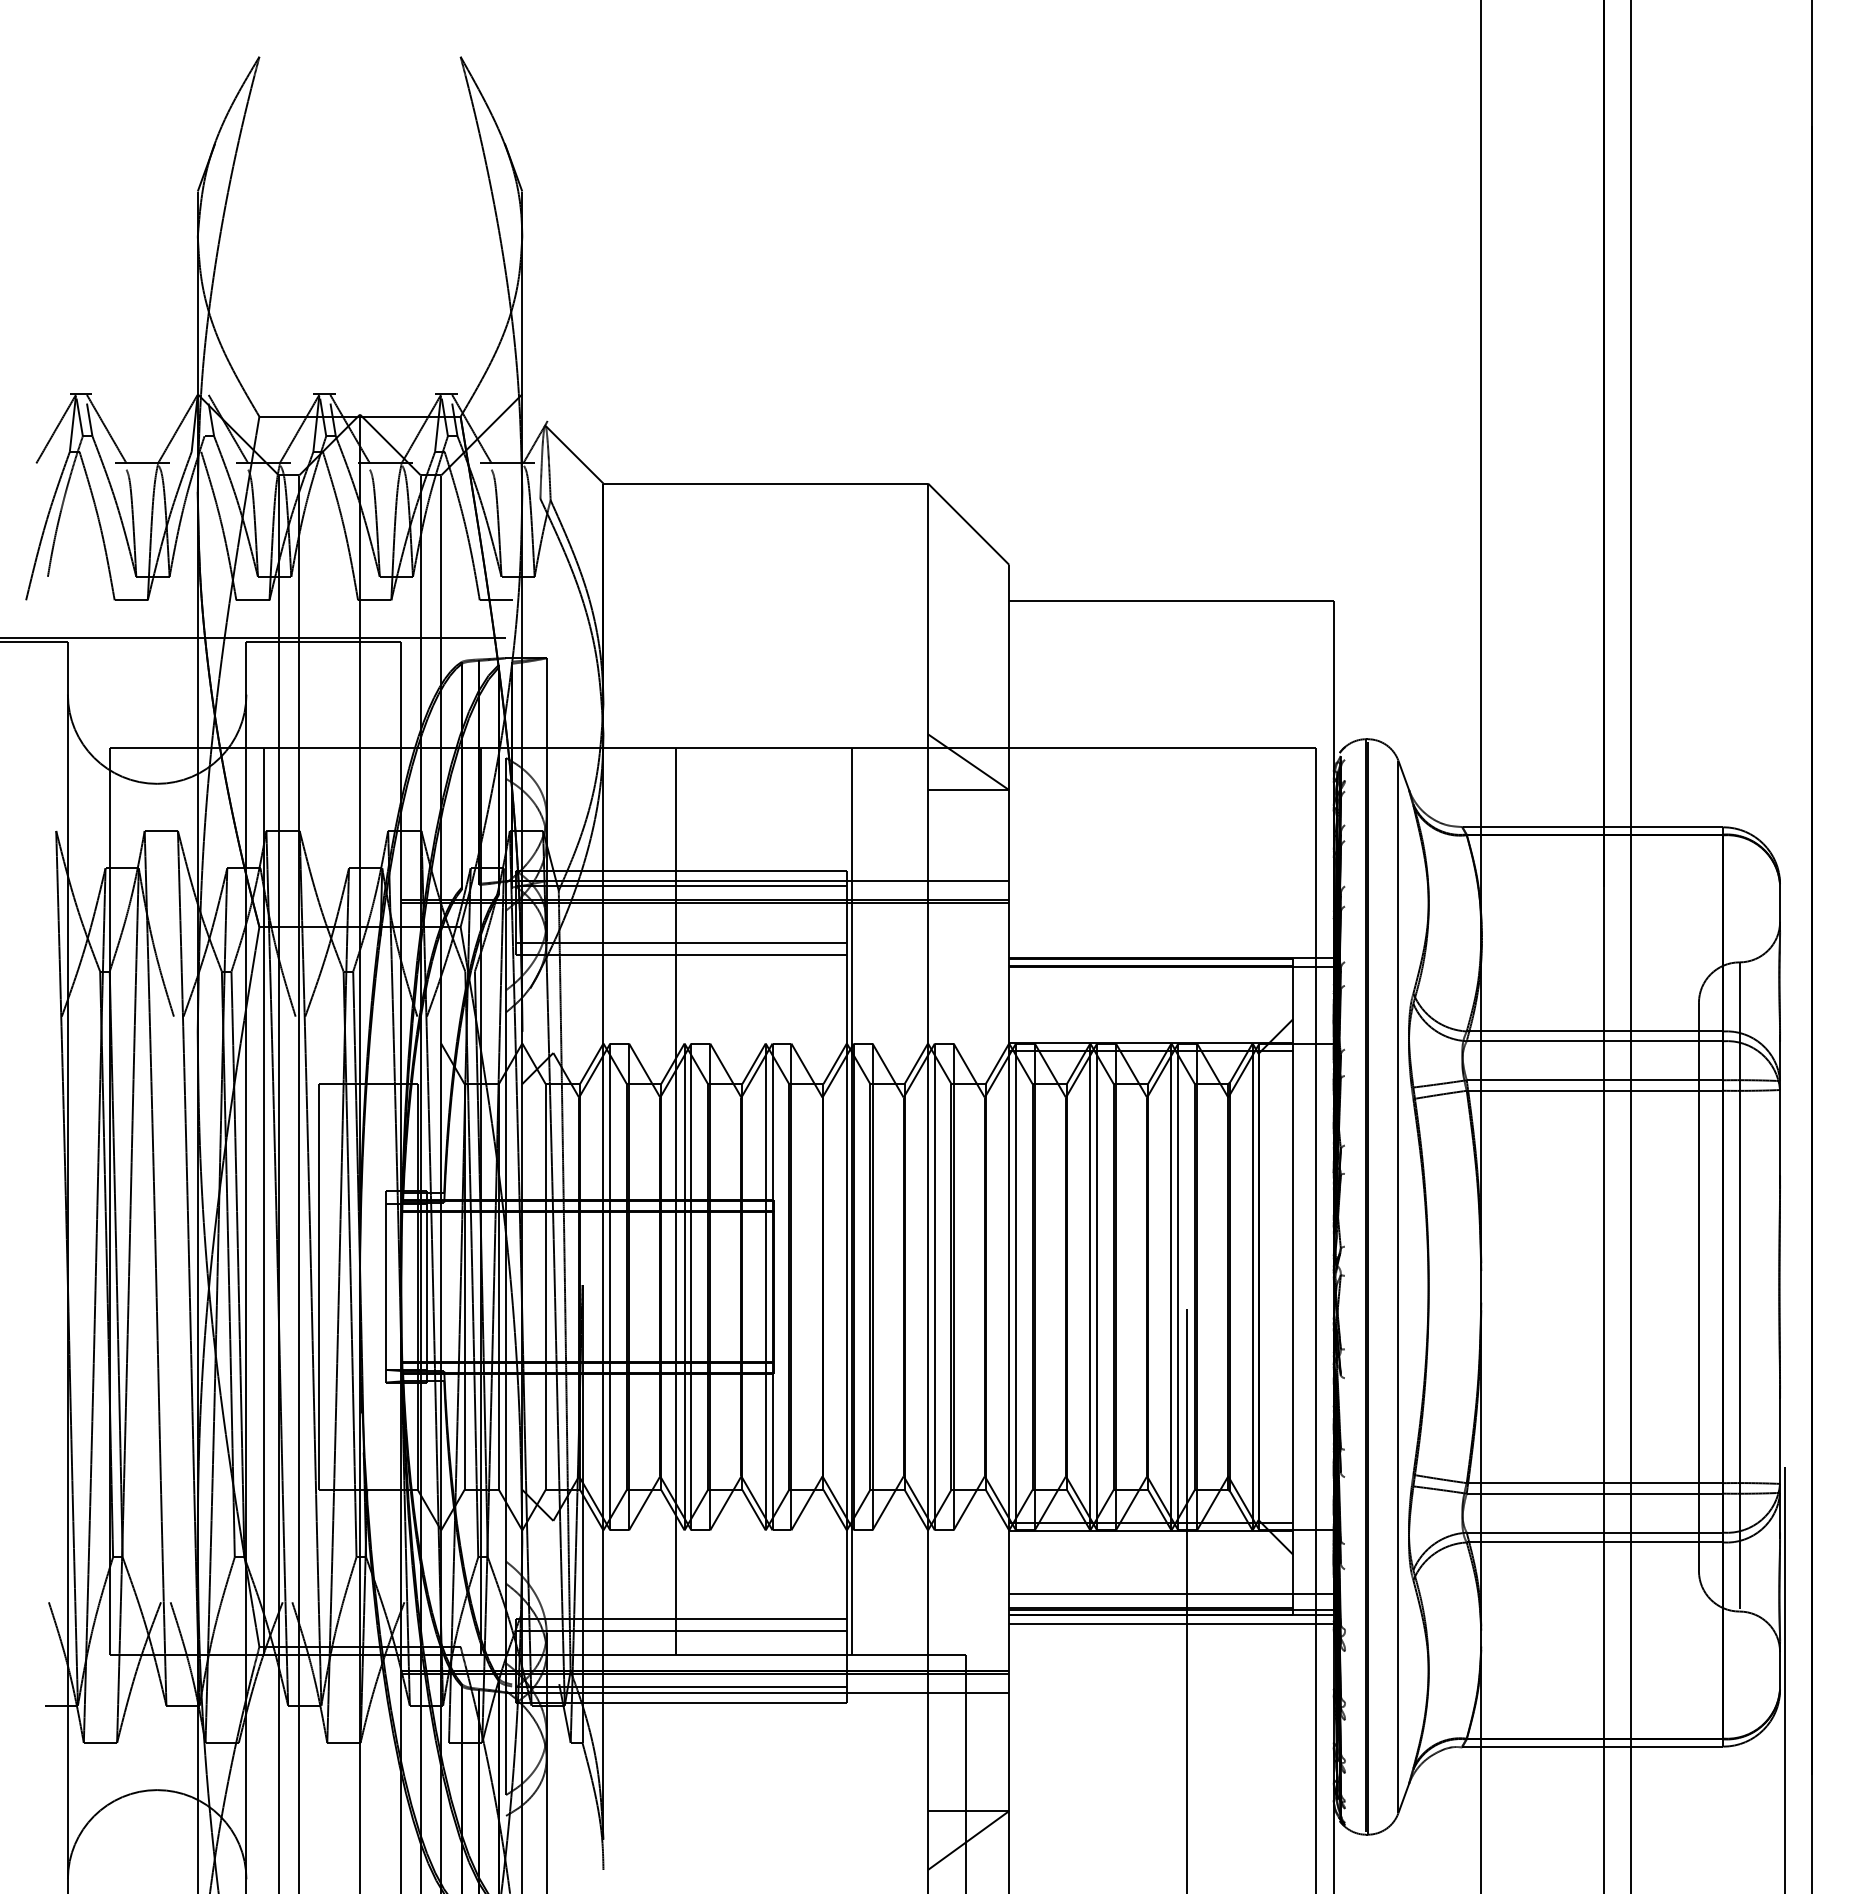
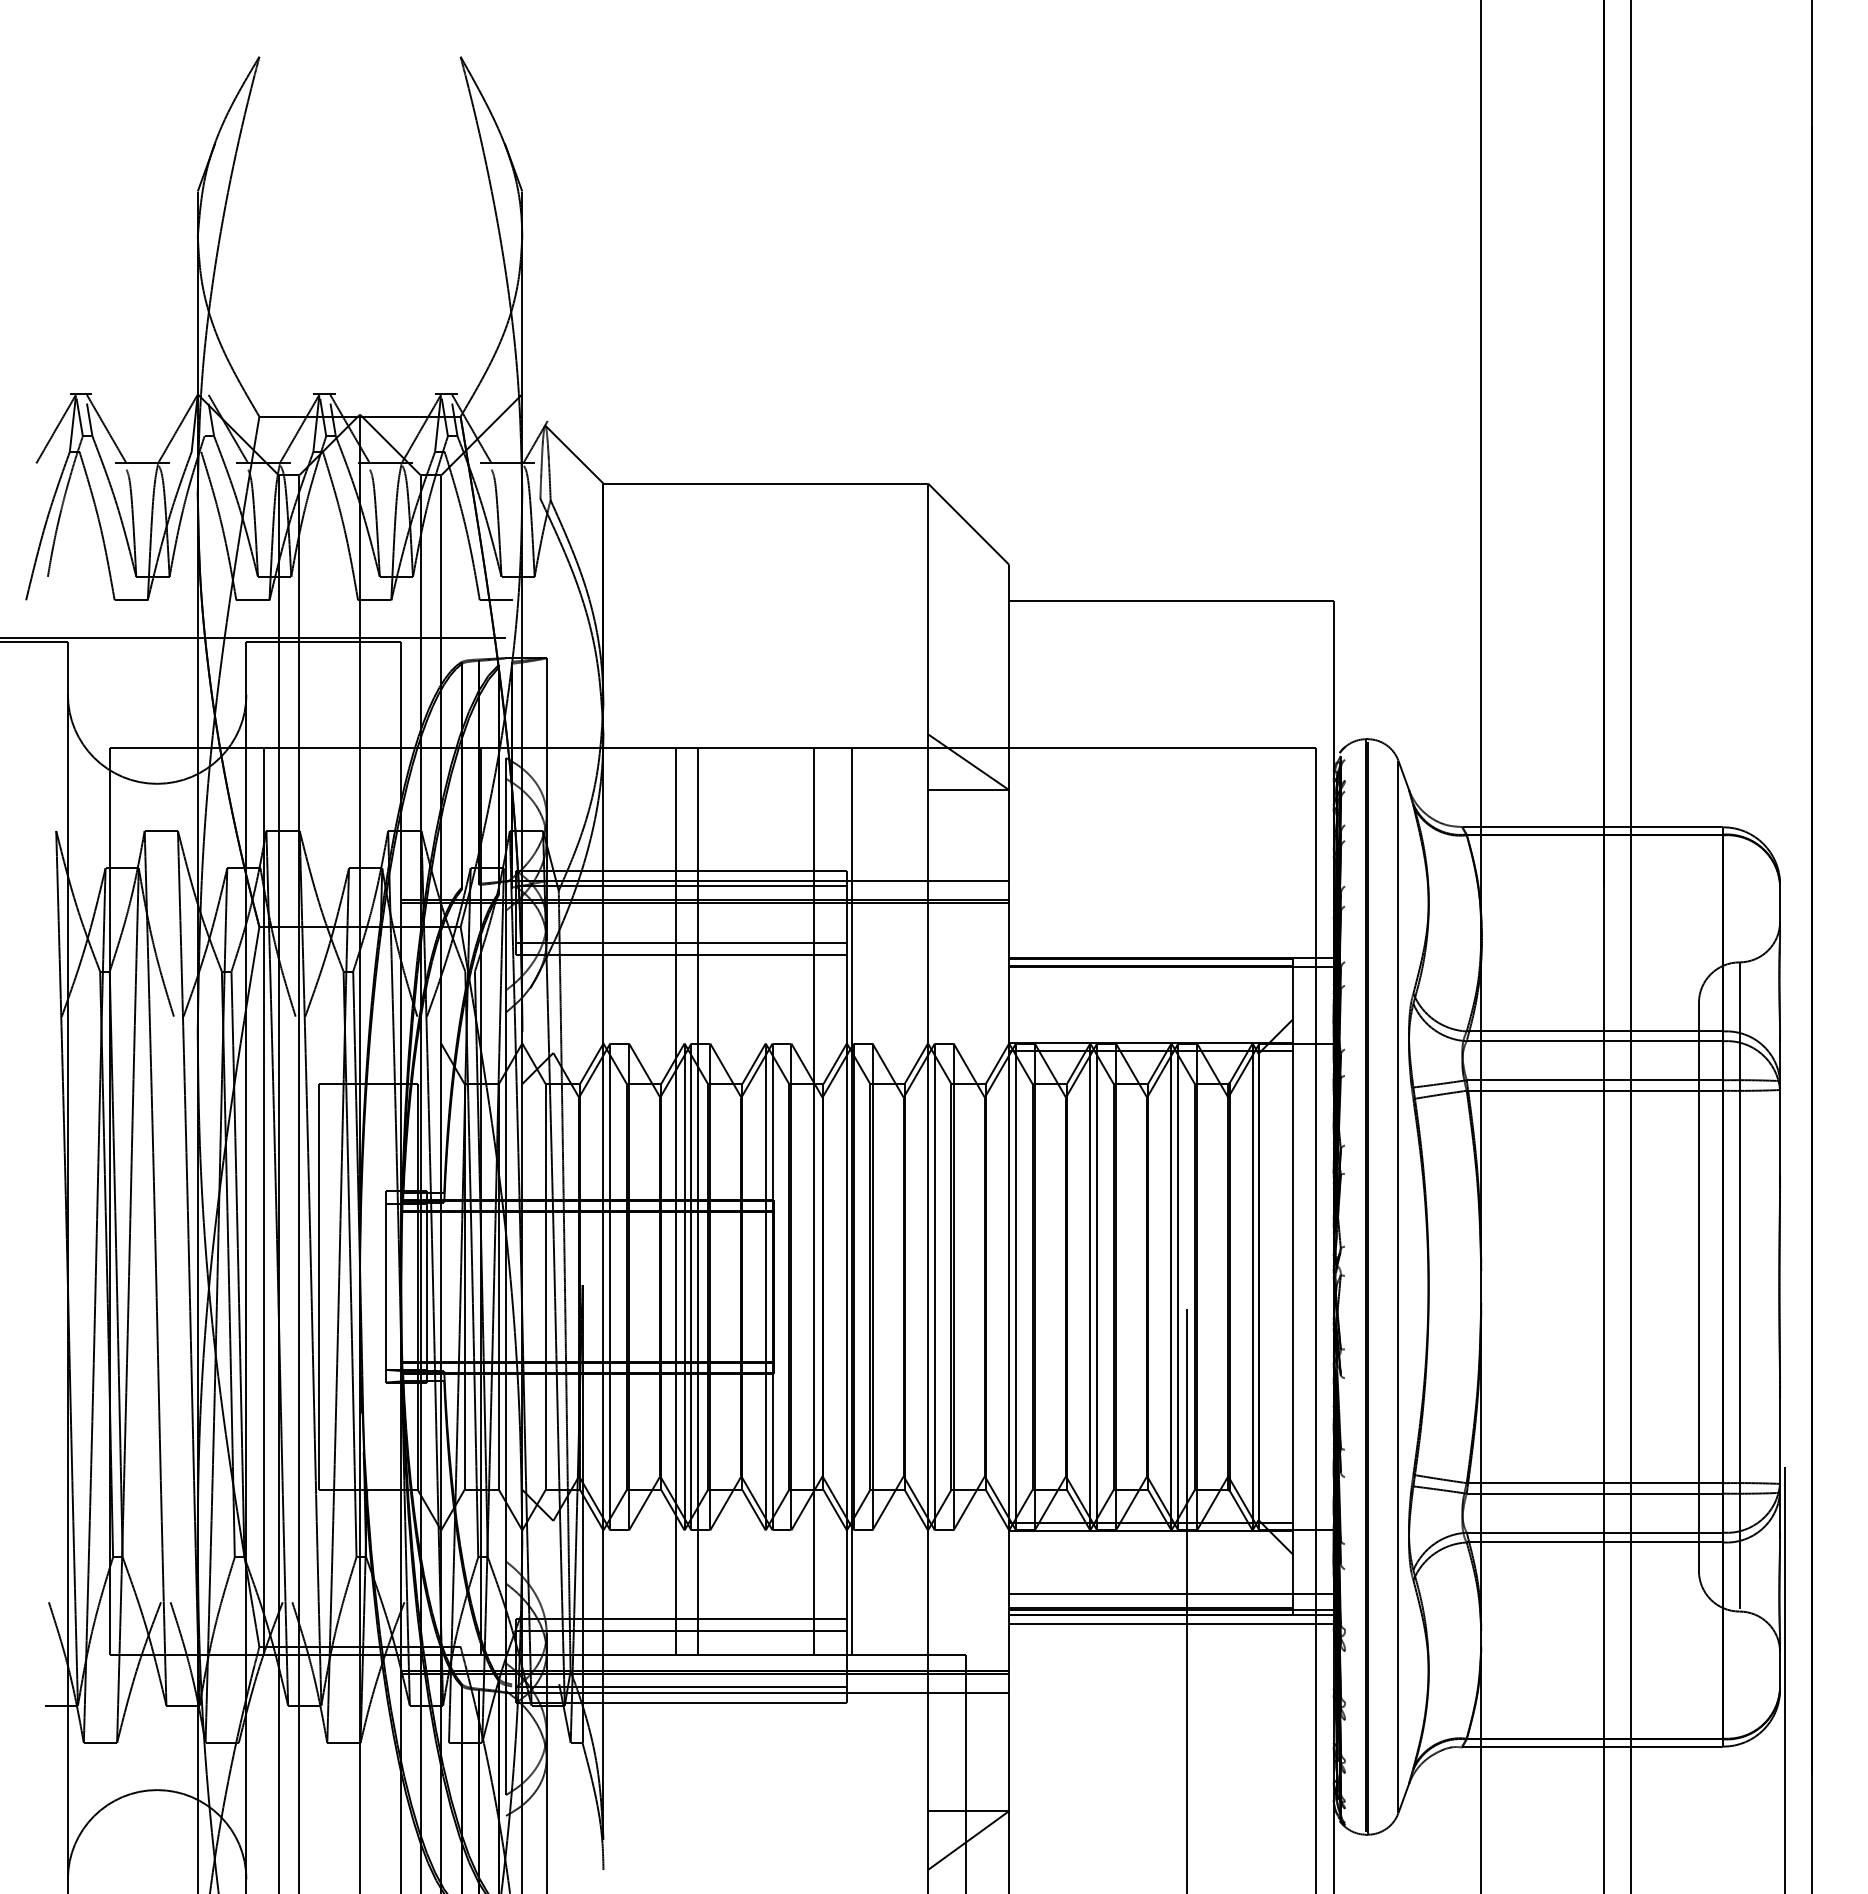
line: none -> present (698, 1201)
line: none -> present (813, 1201)
